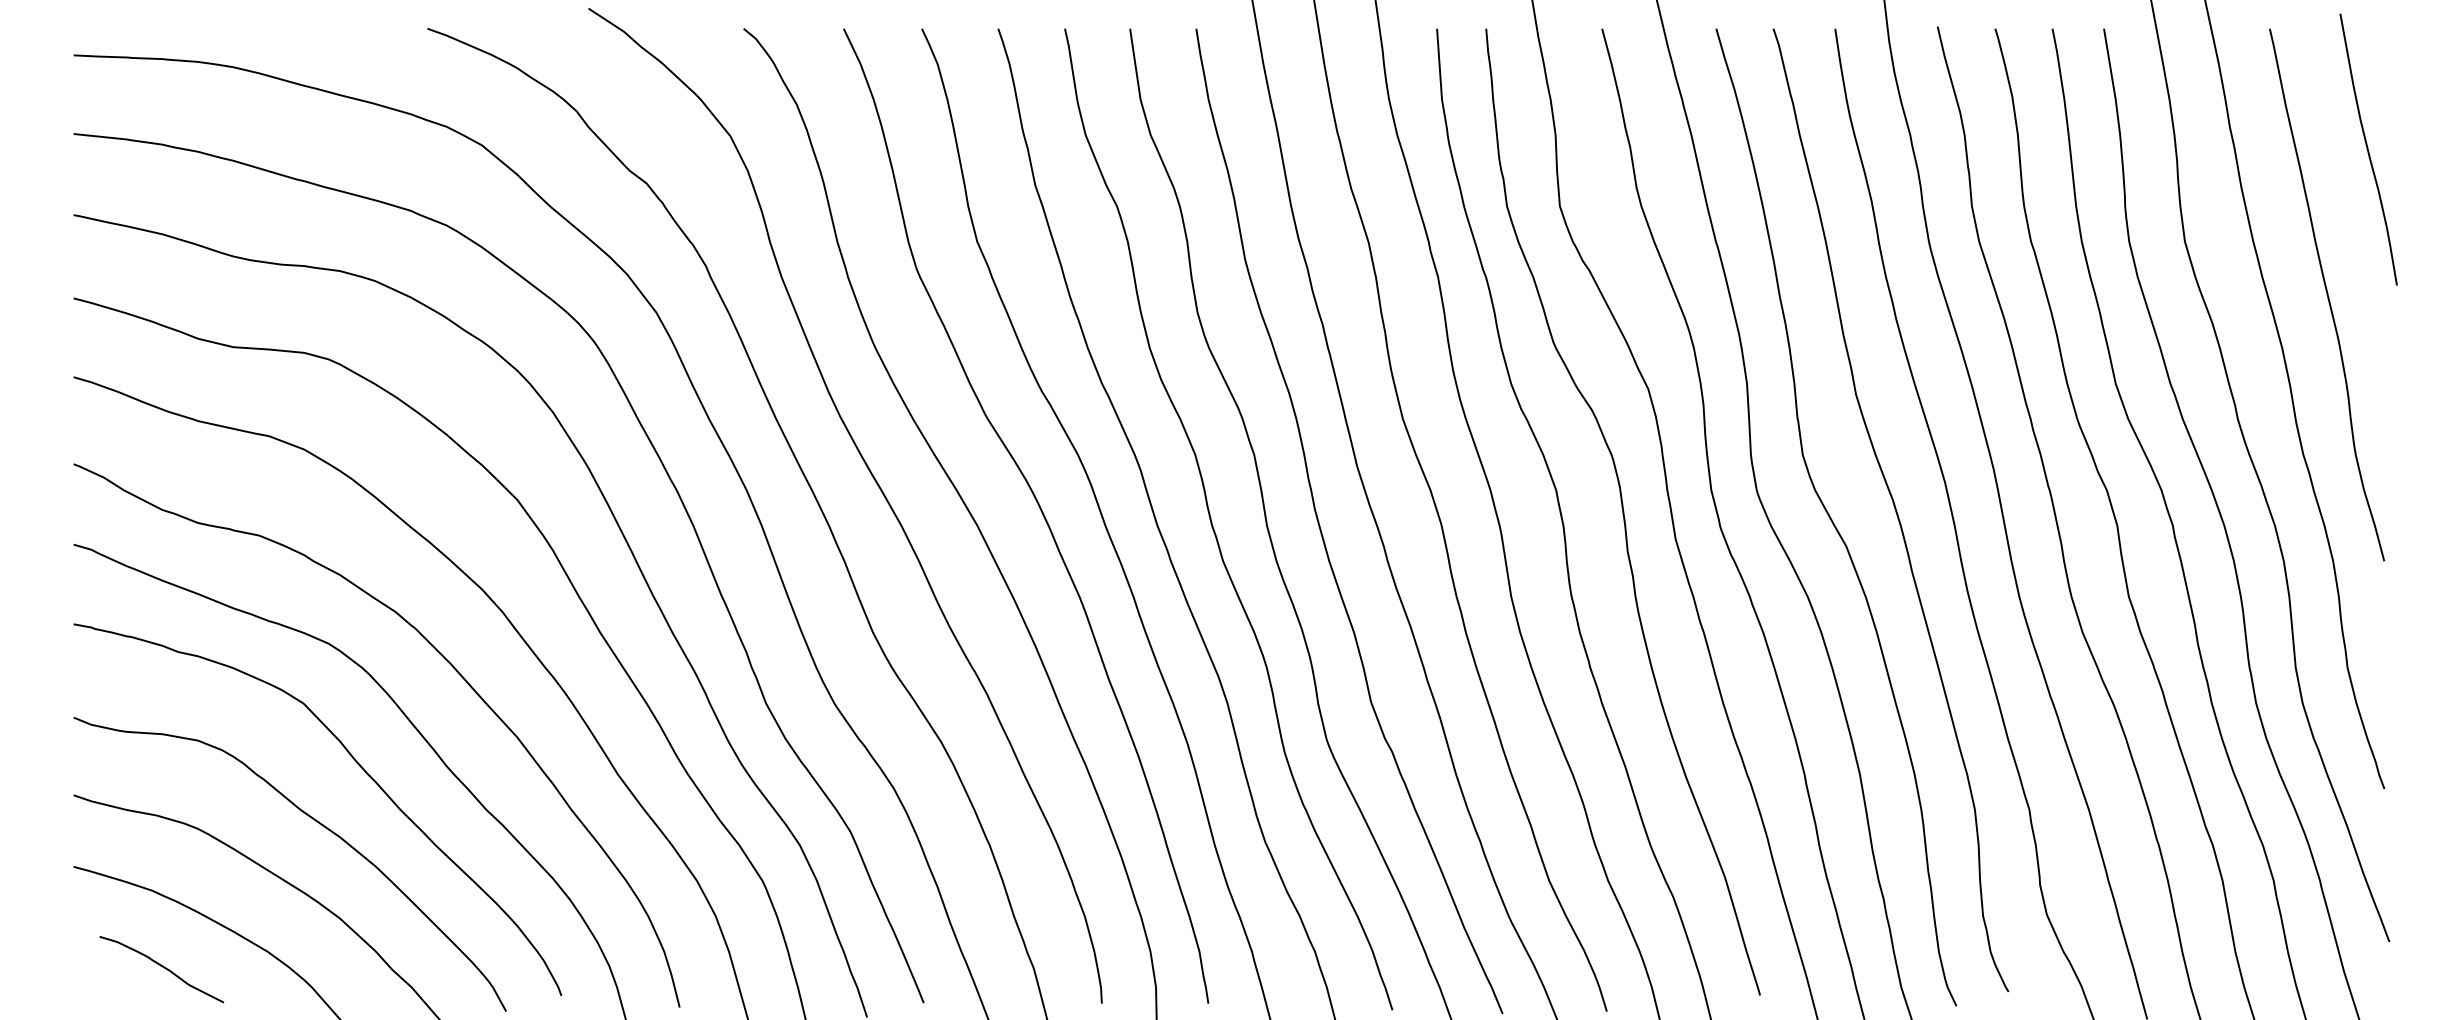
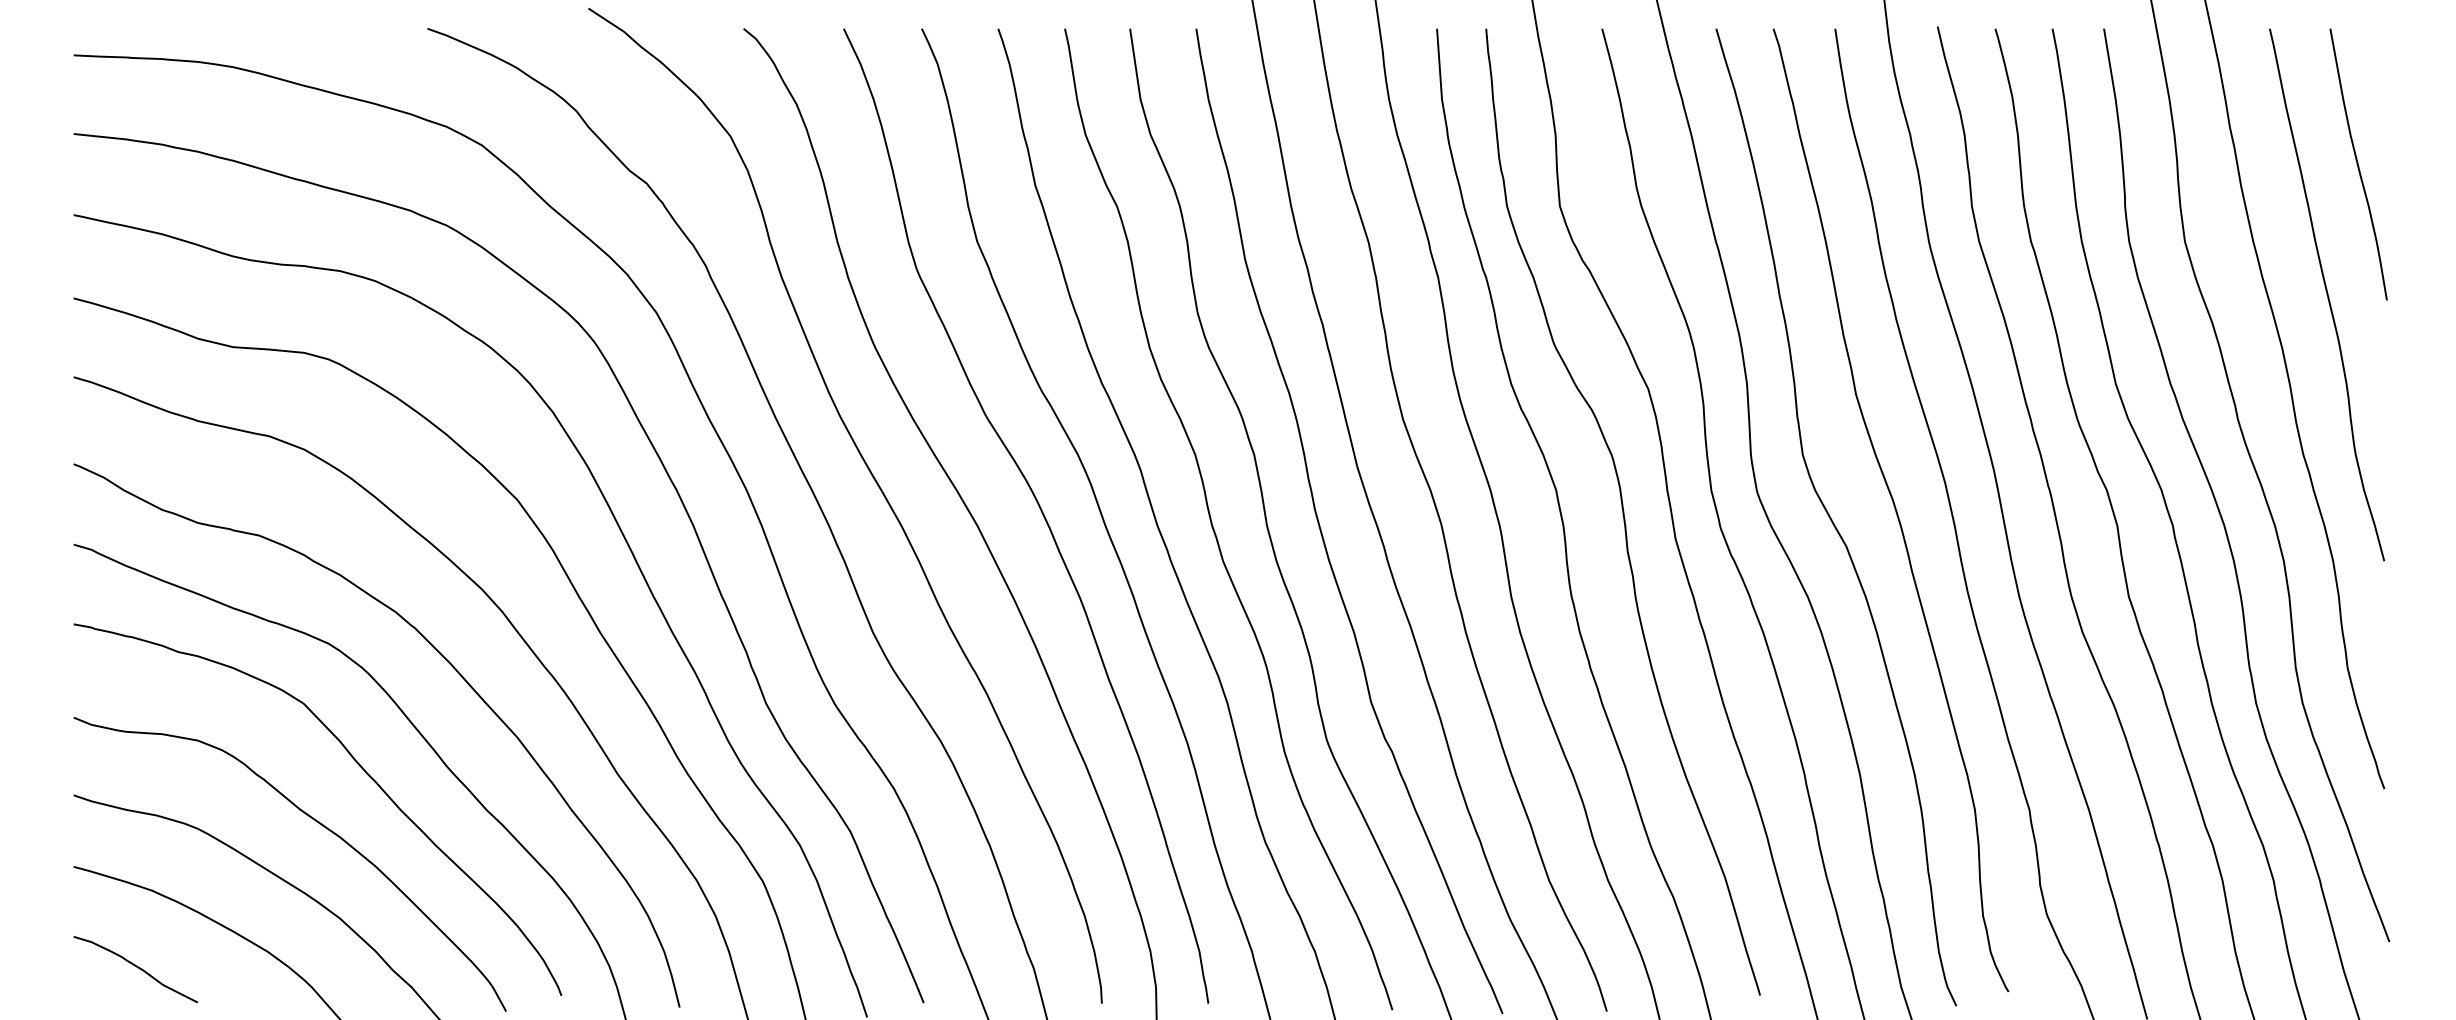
curve position: (2368, 149) -> (2358, 164) (2358, 164)
curve position: (162, 967) -> (136, 967) (136, 967)
